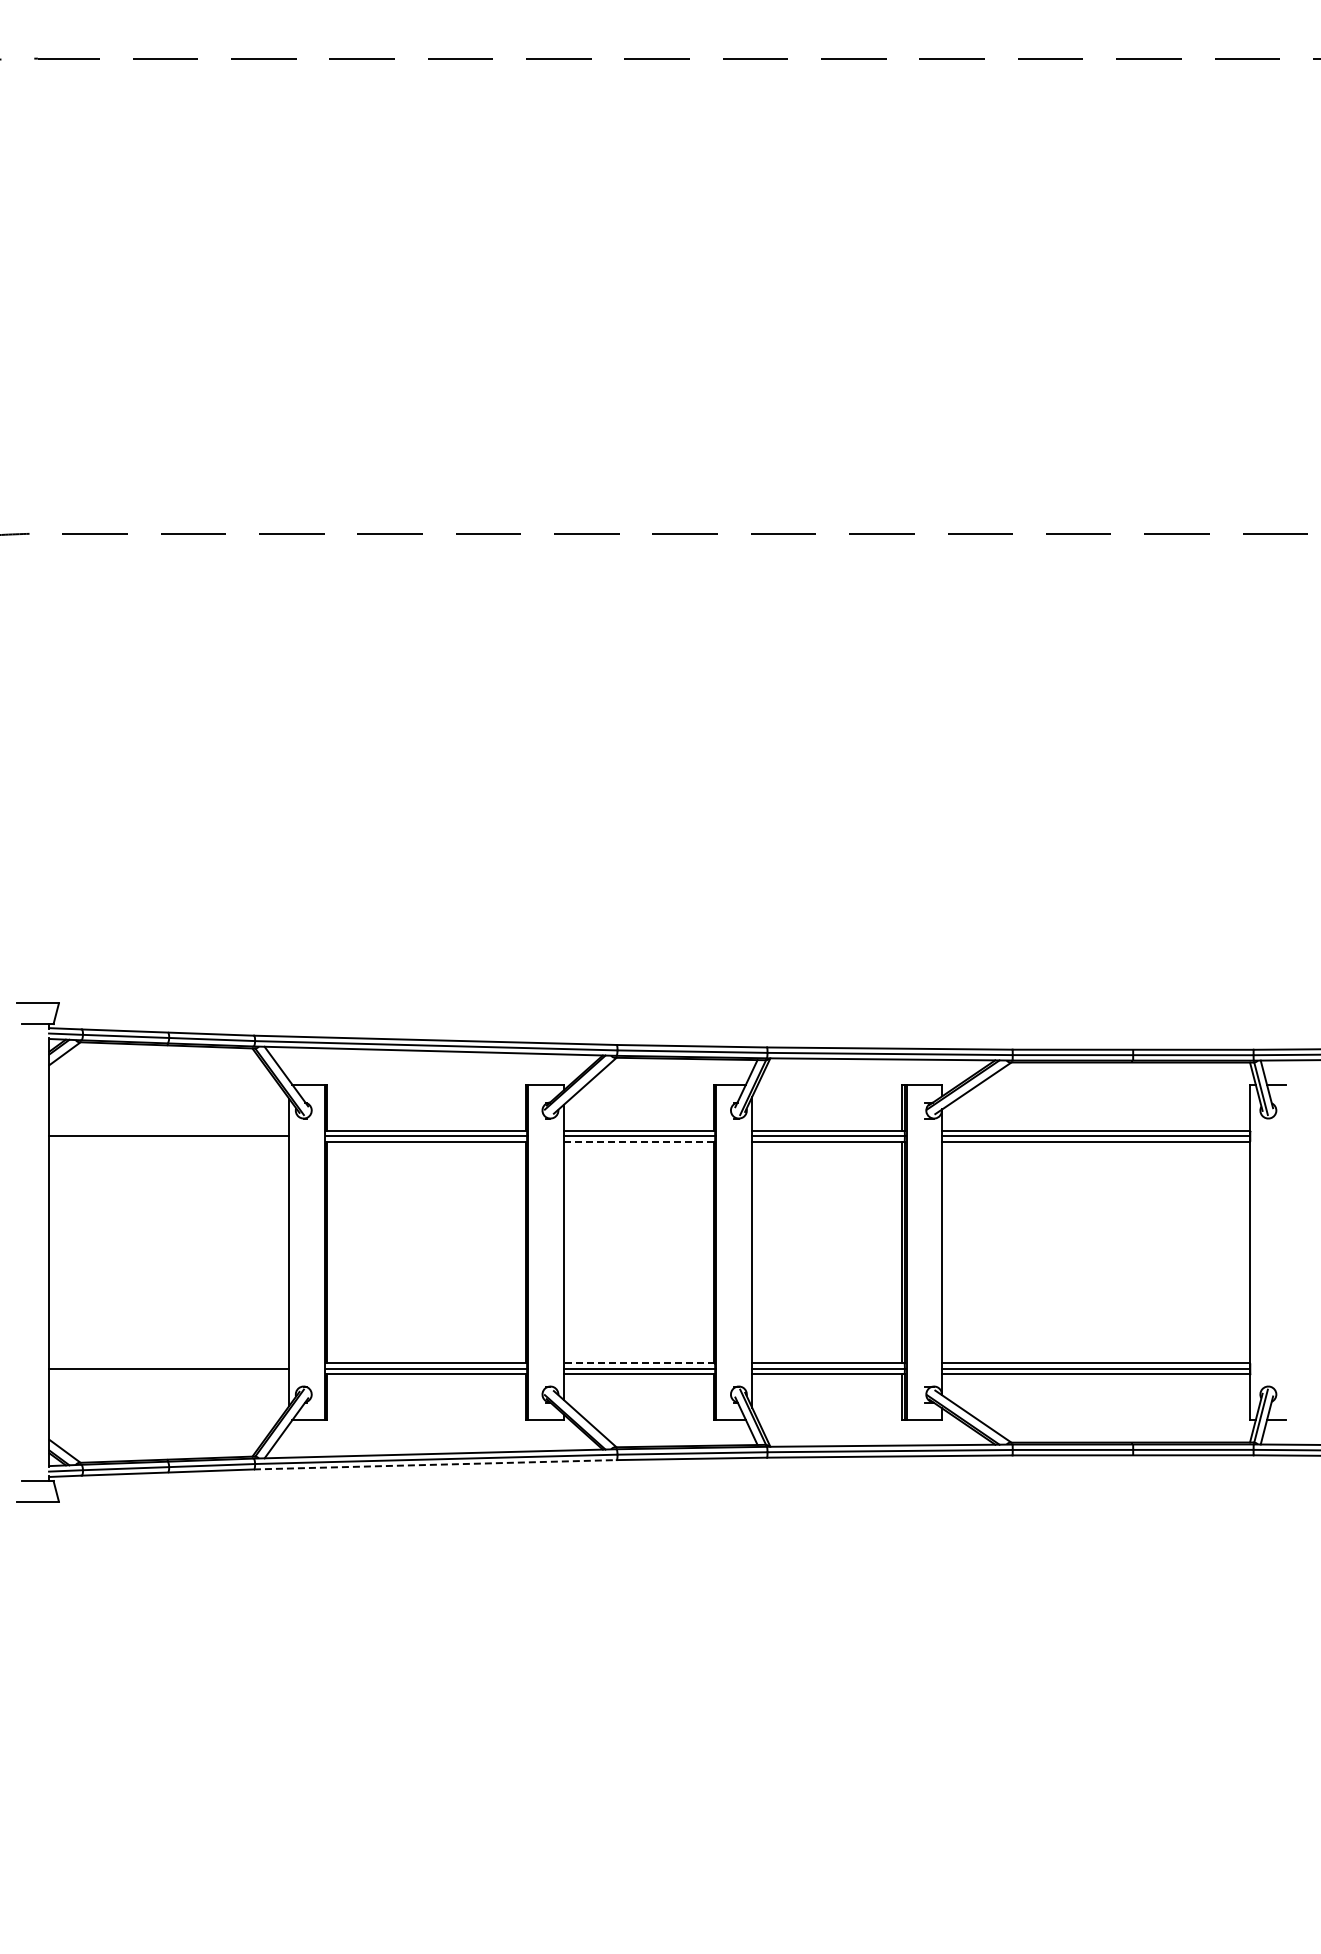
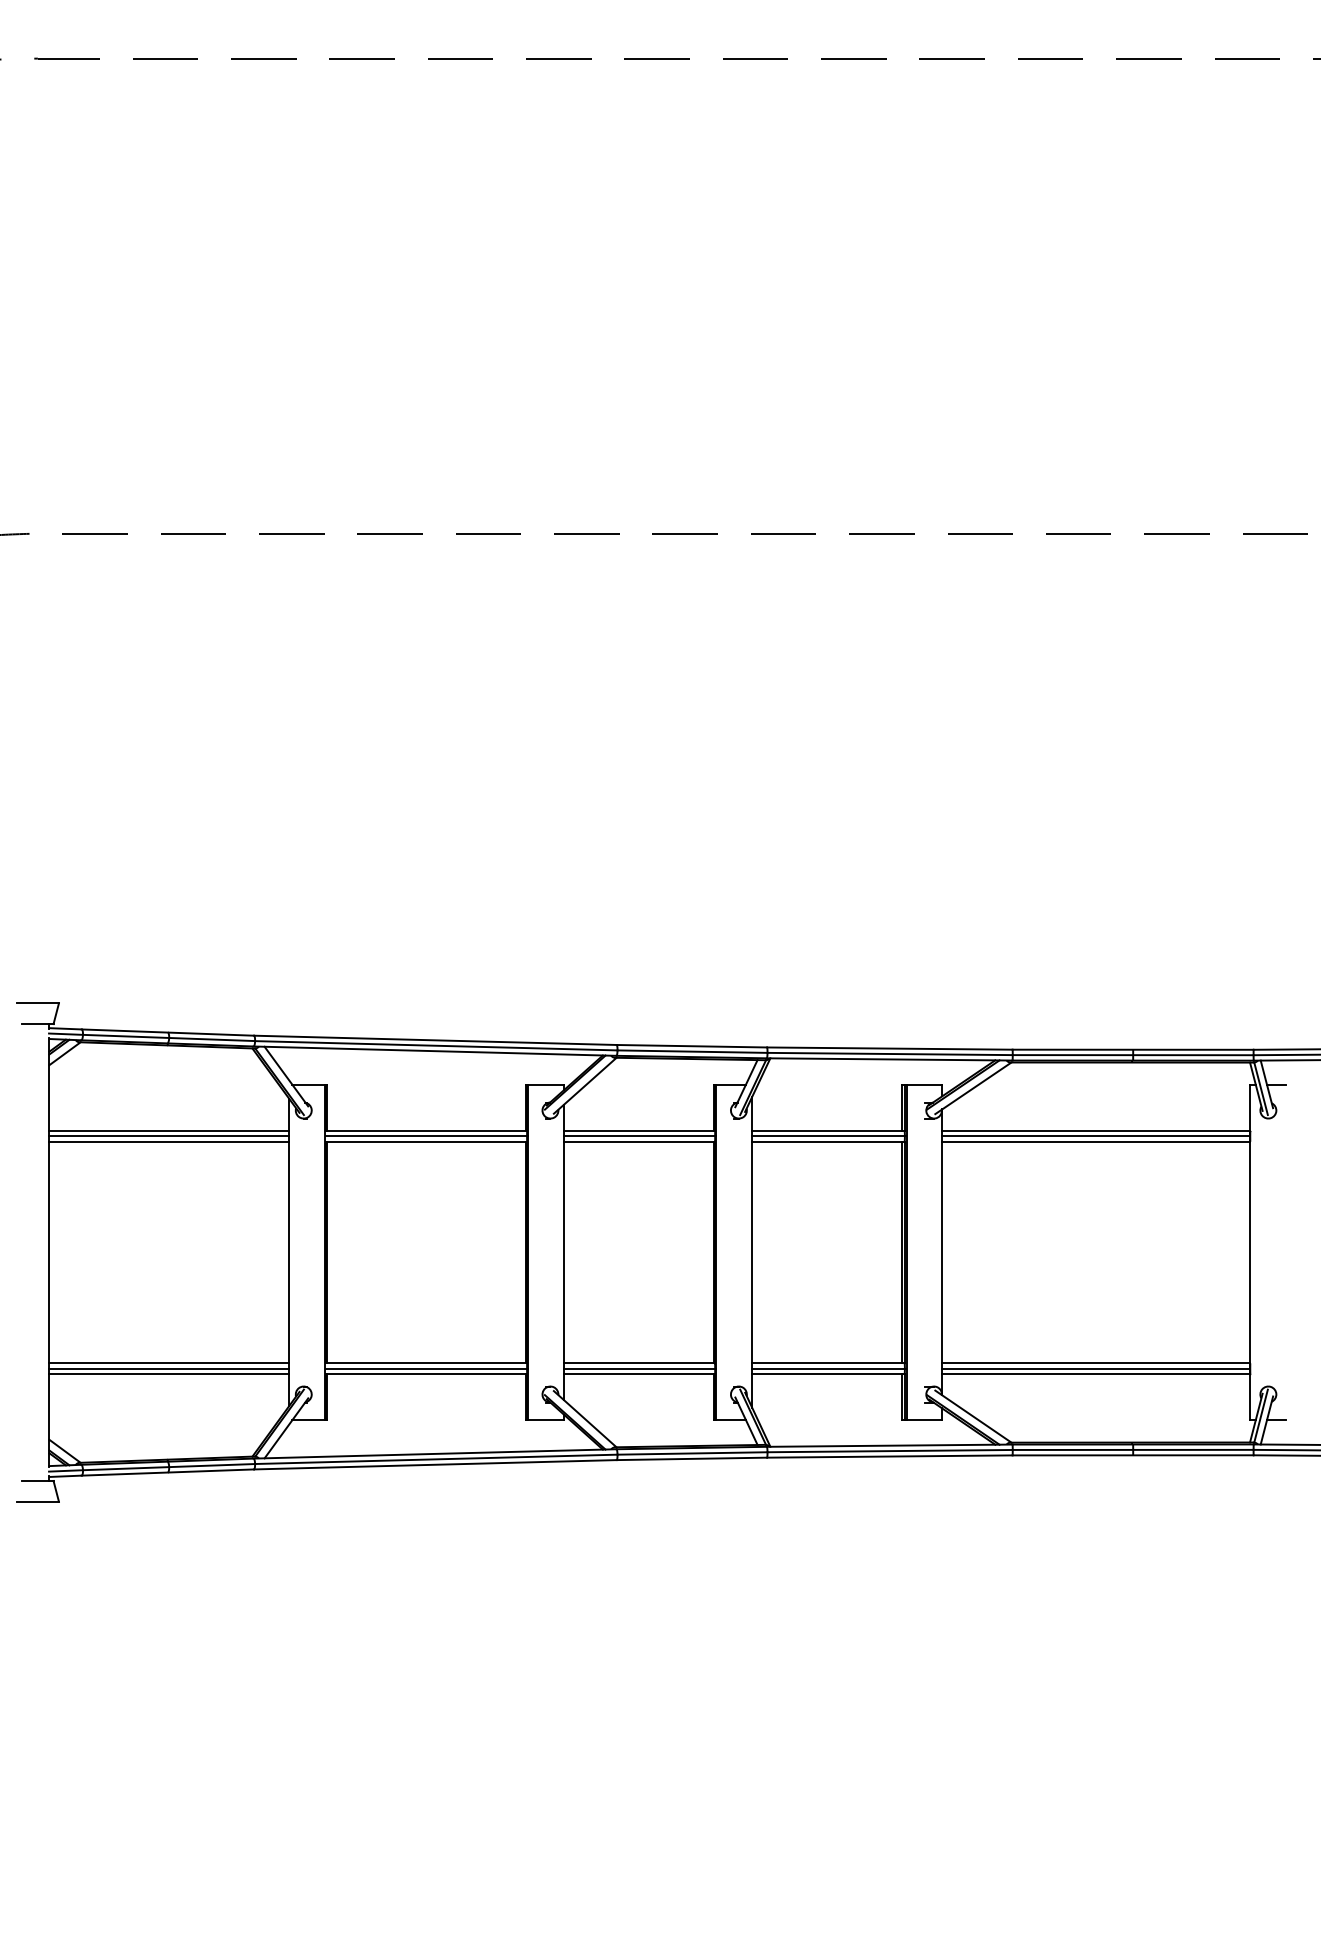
line: none -> present (169, 1130)
line: none -> present (169, 1141)
line: dashed -> solid (639, 1141)
line: none -> present (169, 1363)
line: dashed -> solid (639, 1363)
line: none -> present (169, 1374)
line: dashed -> solid (435, 1464)
